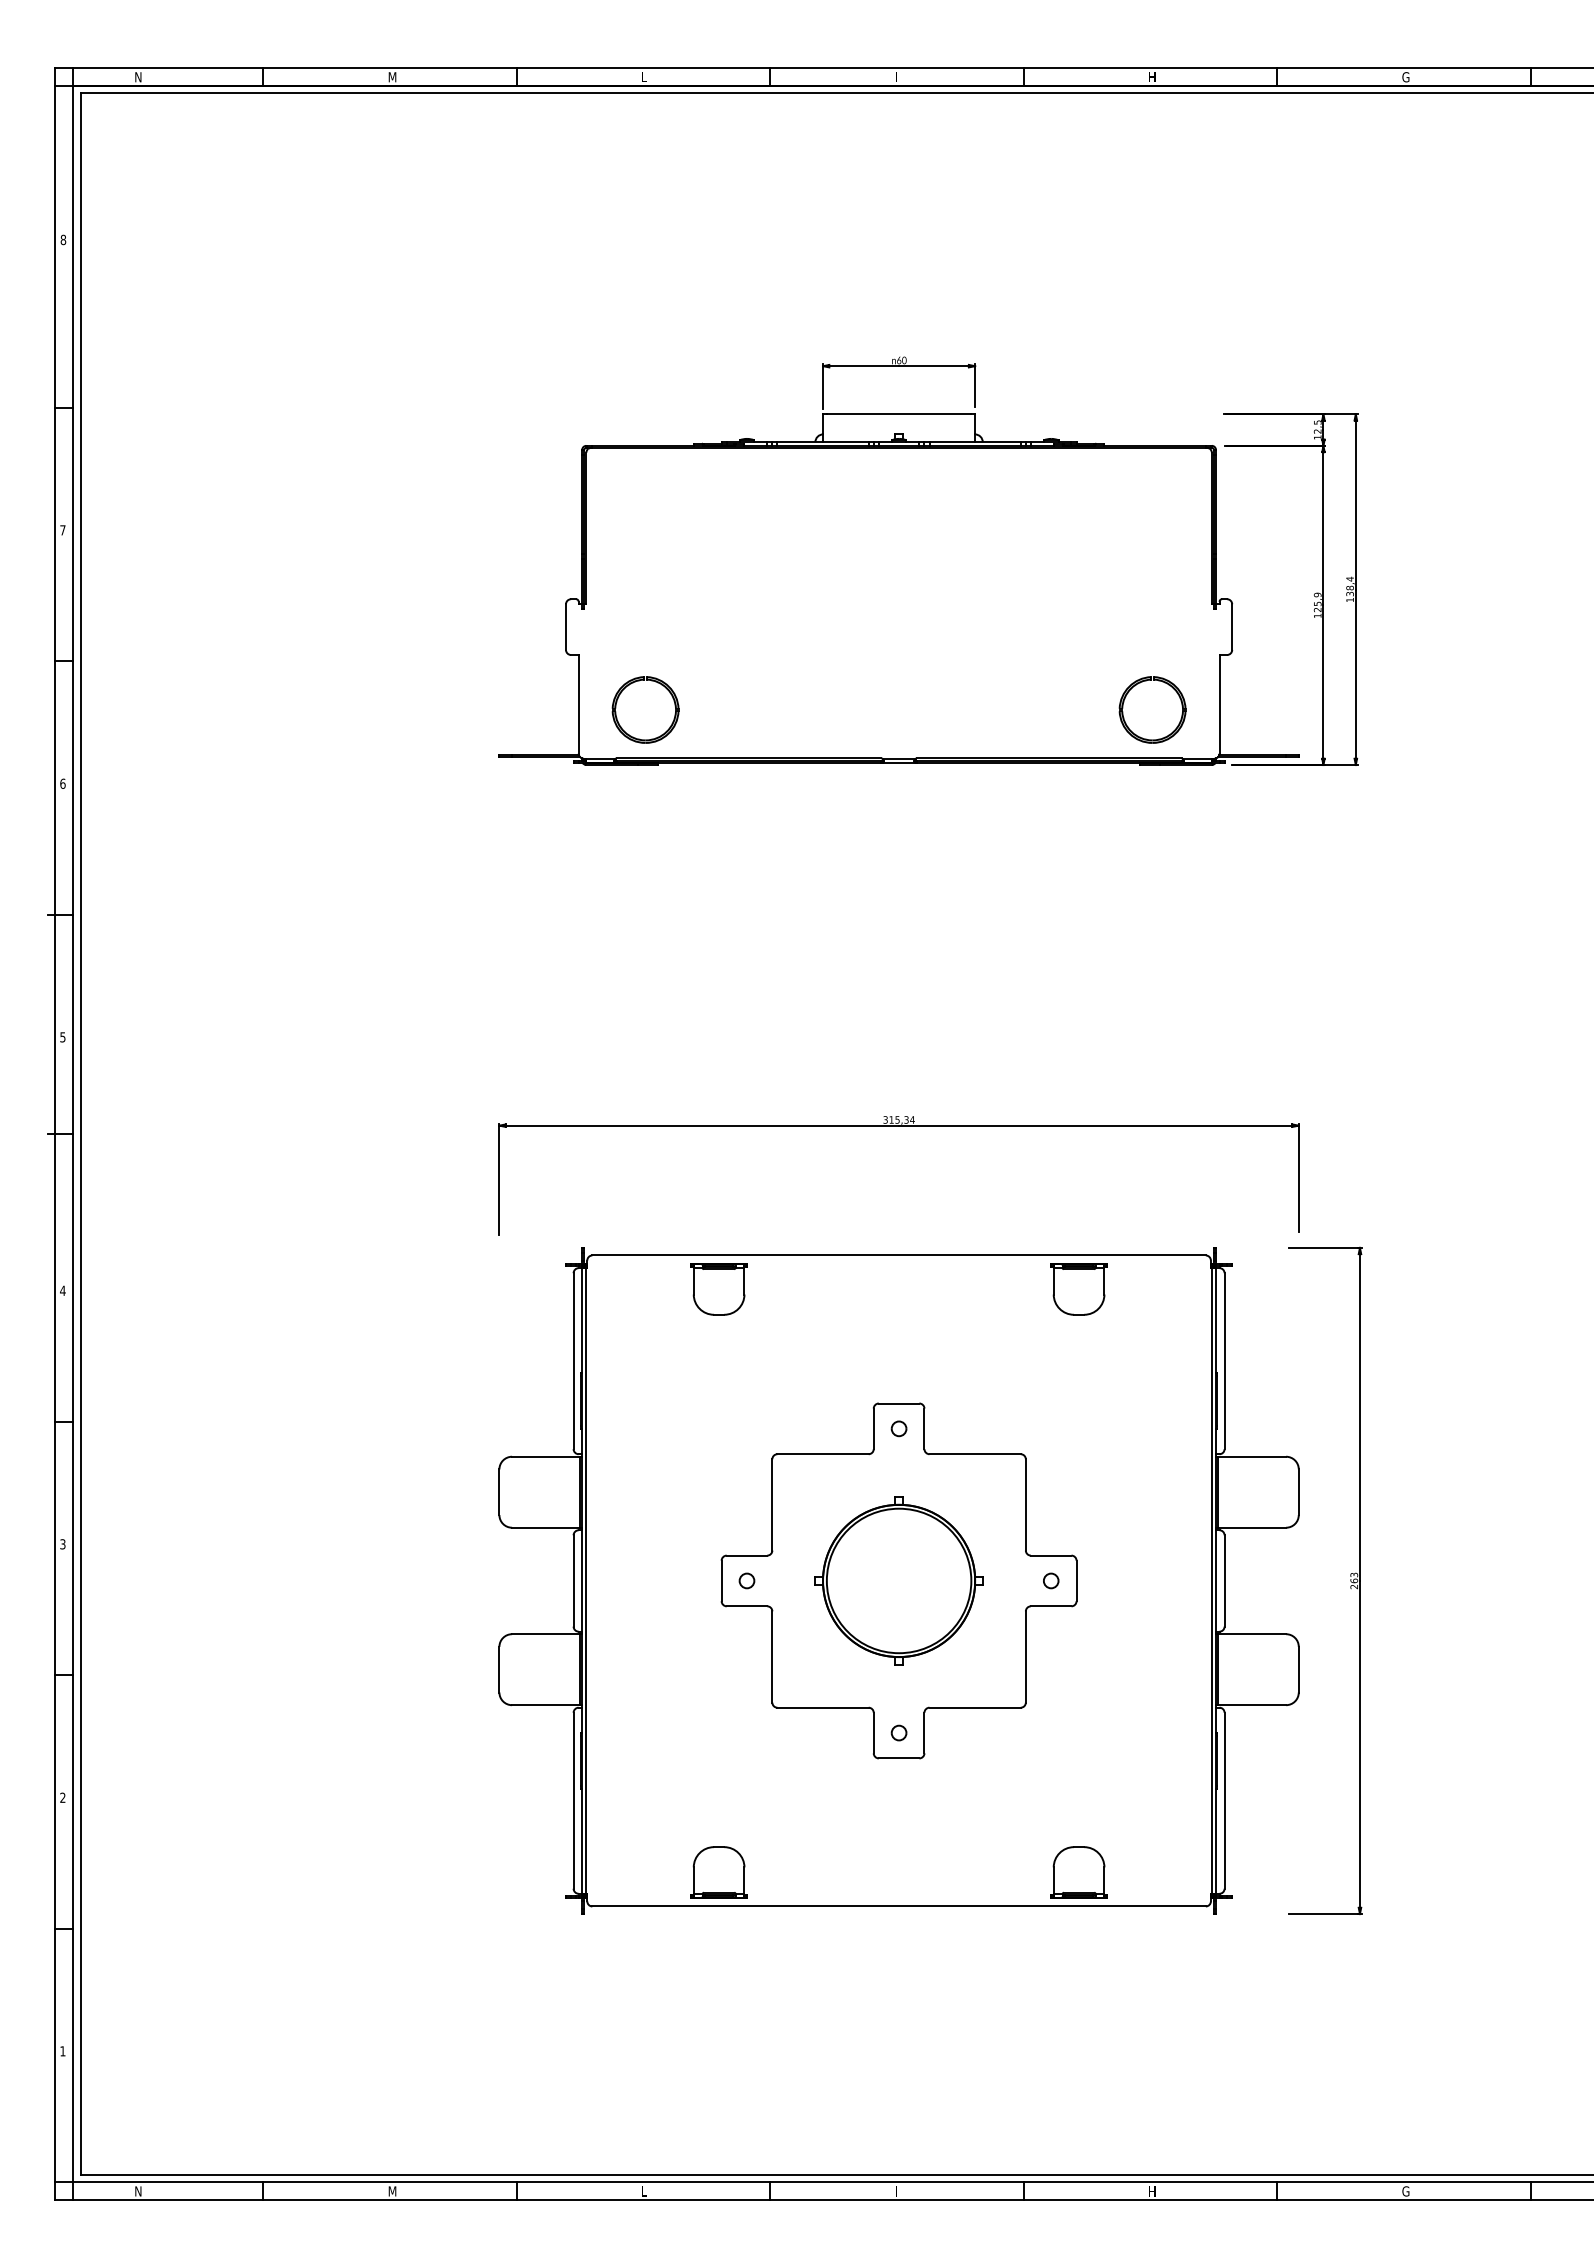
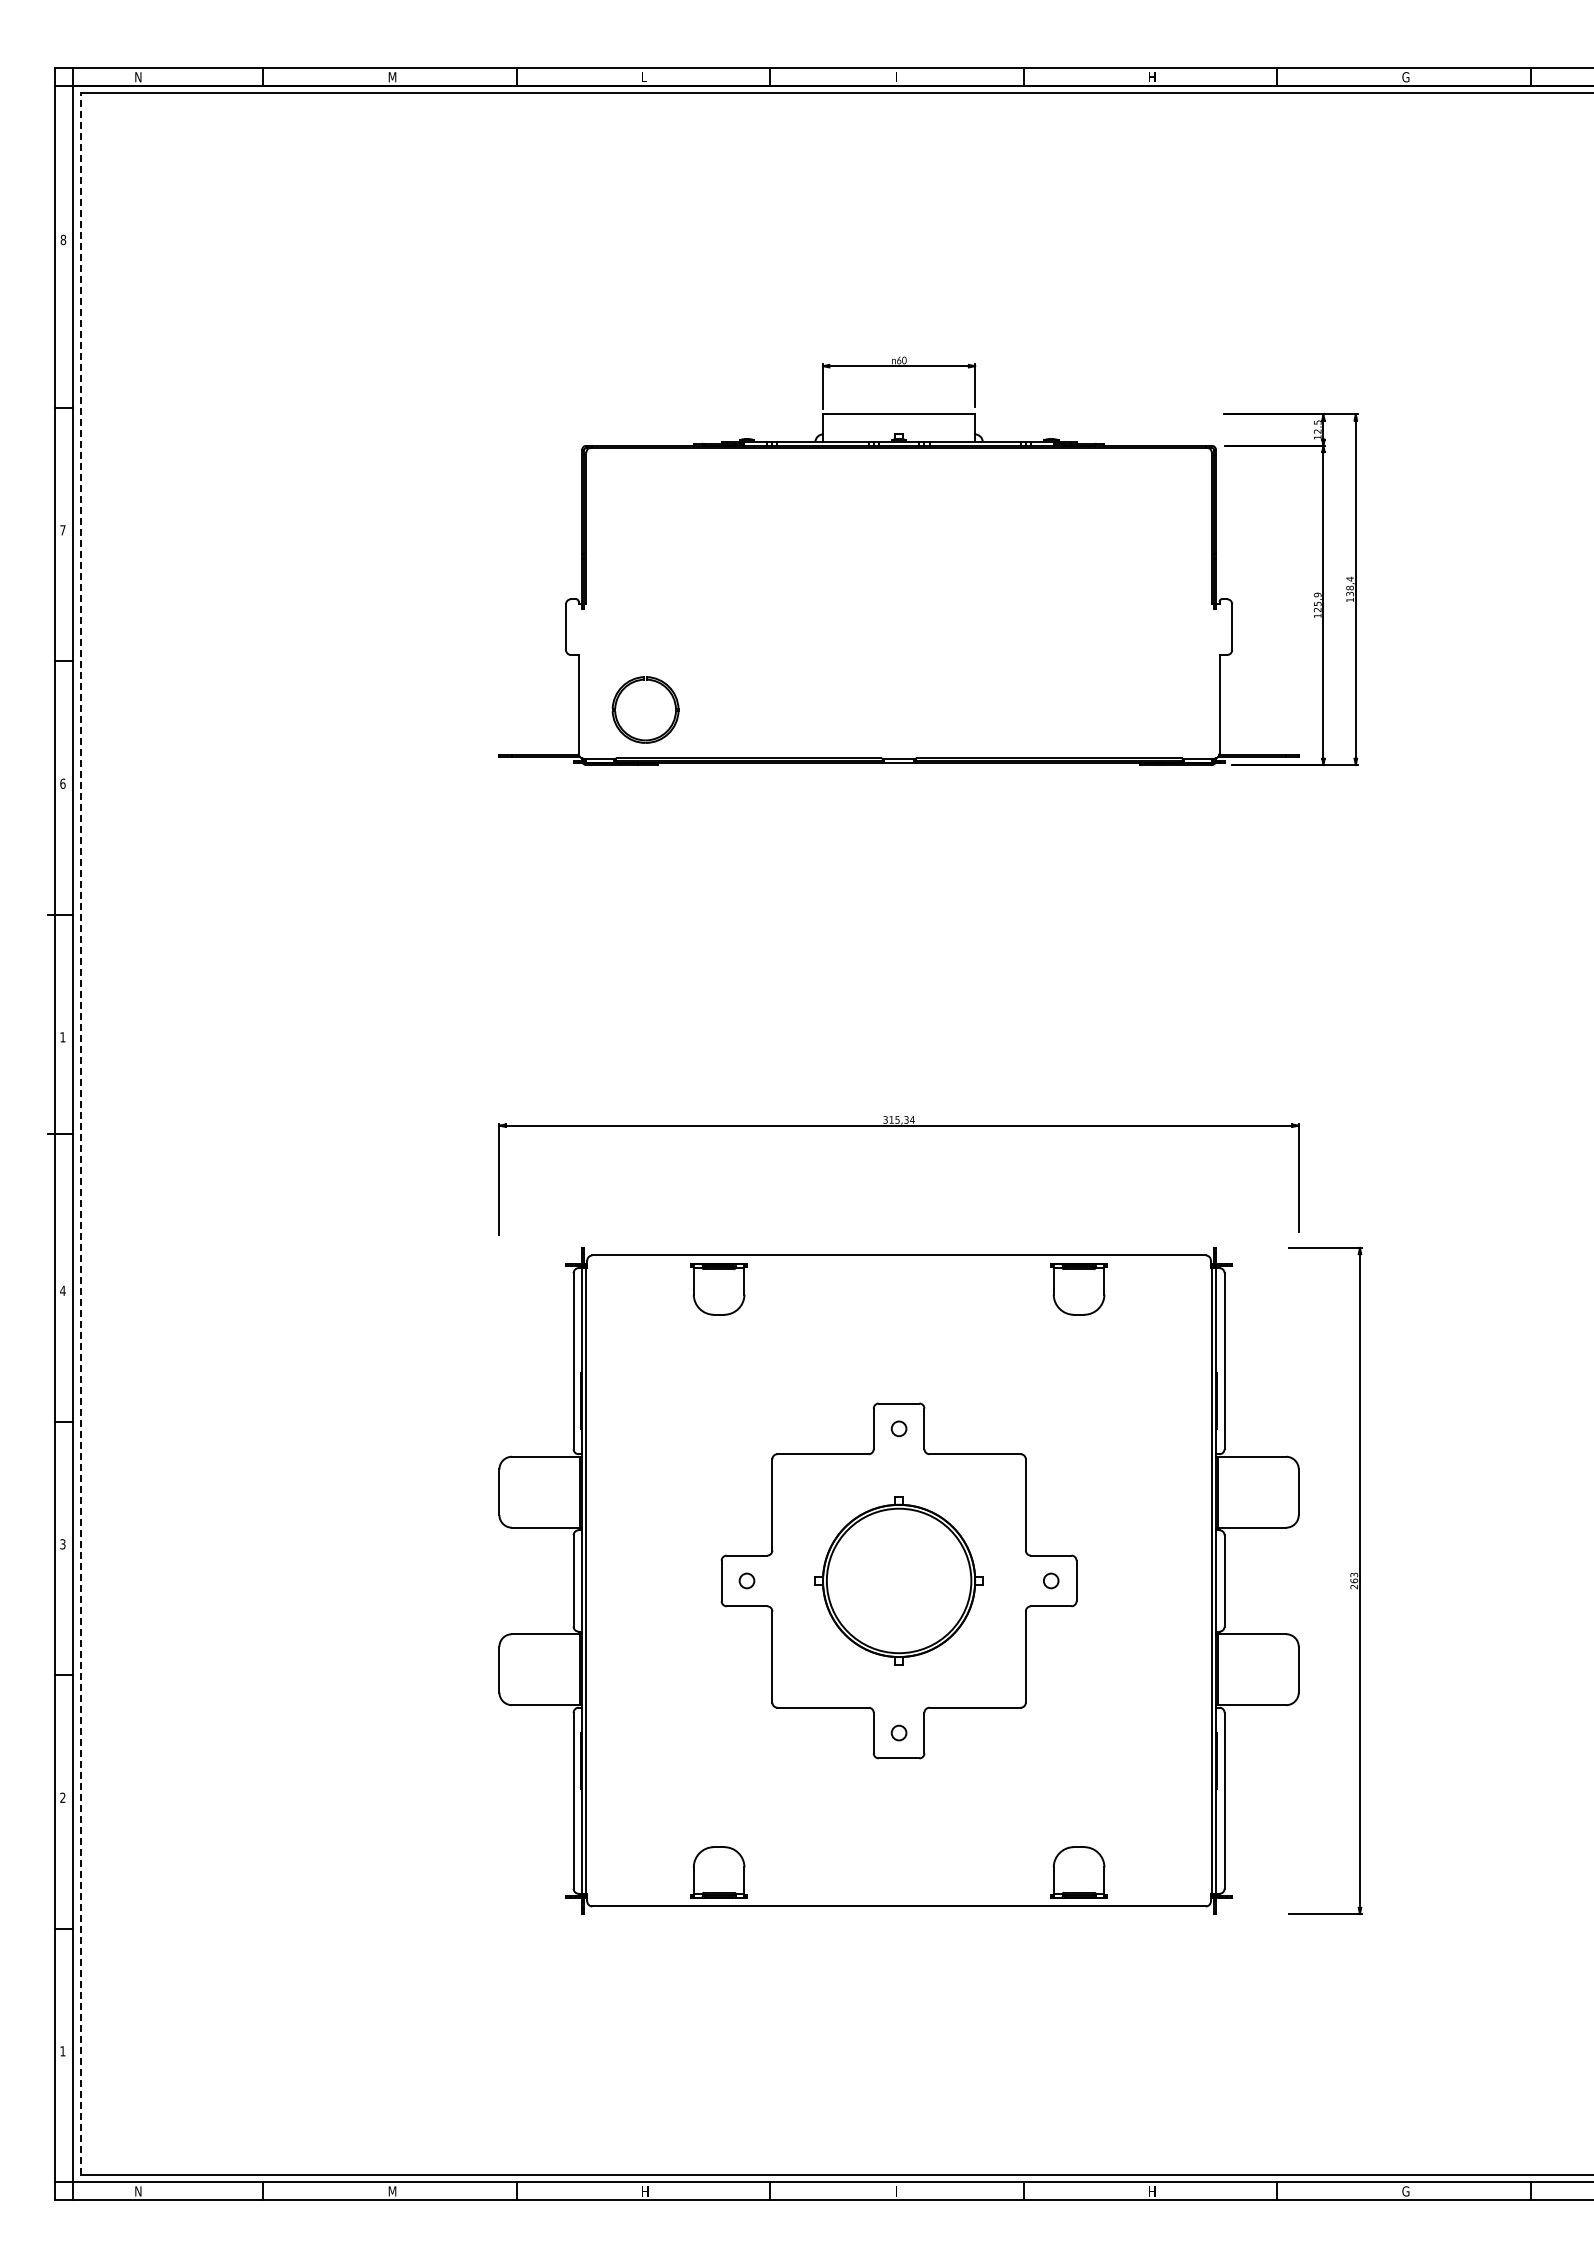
part: present -> none (1135, 686)
text: 5 -> 1 (62, 1037)
line: solid -> dashed (80, 1134)
text: L -> H (645, 2191)
